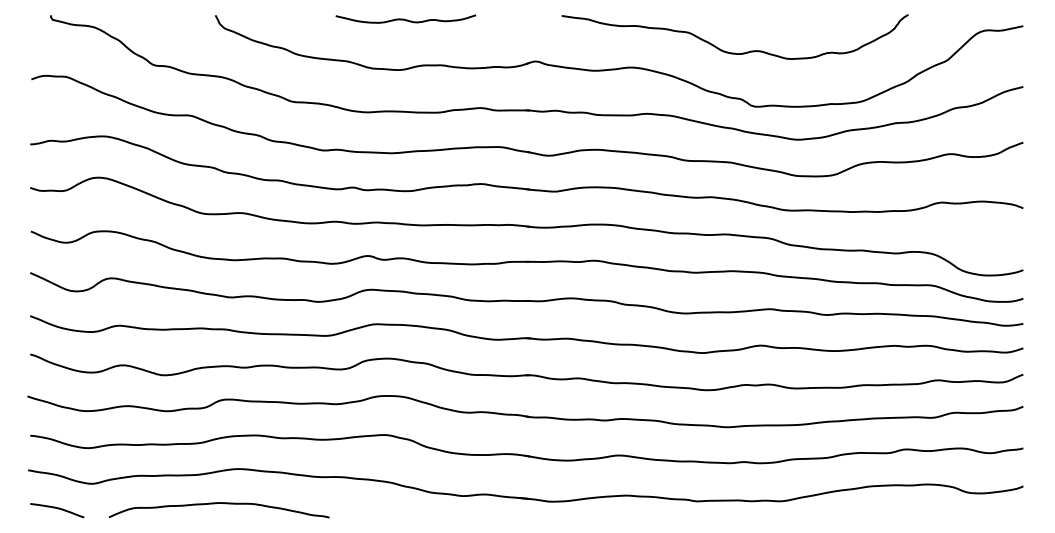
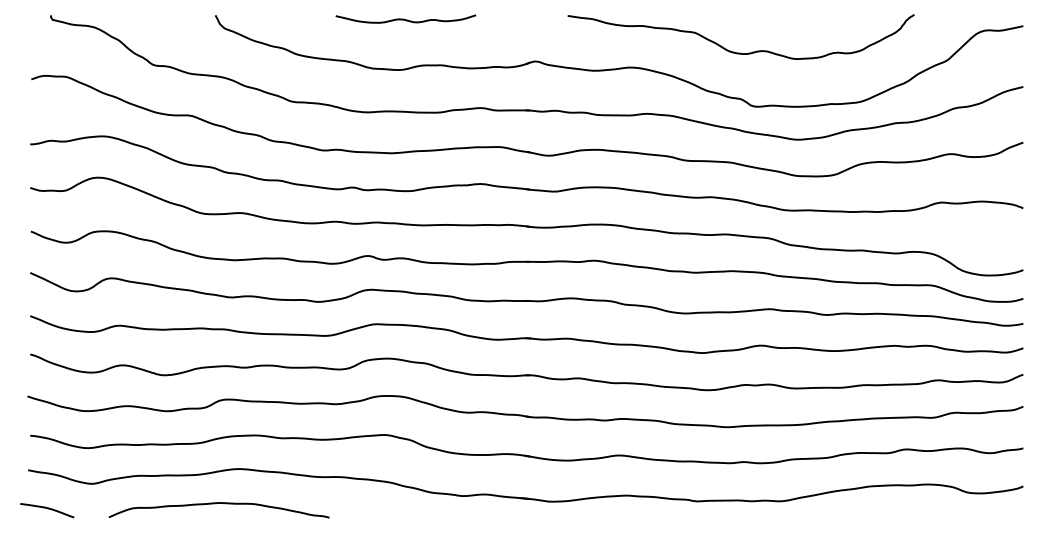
curve position: (734, 52) -> (740, 52) (740, 52)
curve position: (57, 509) -> (47, 509) (47, 509)
